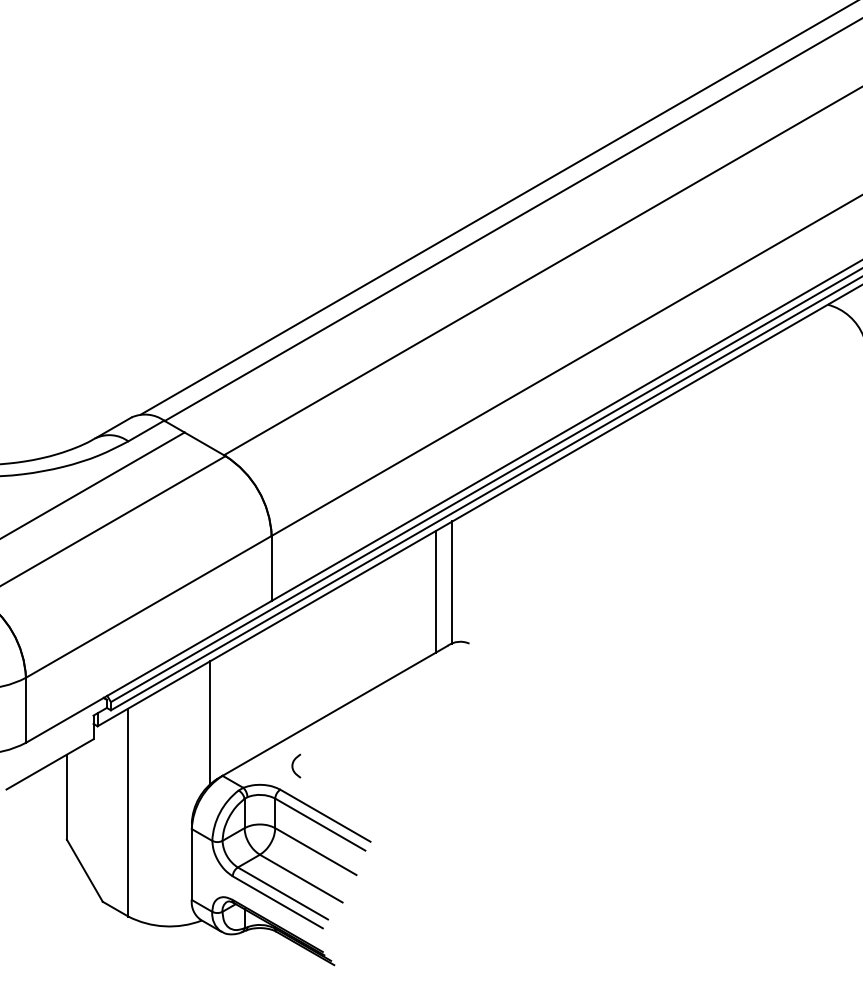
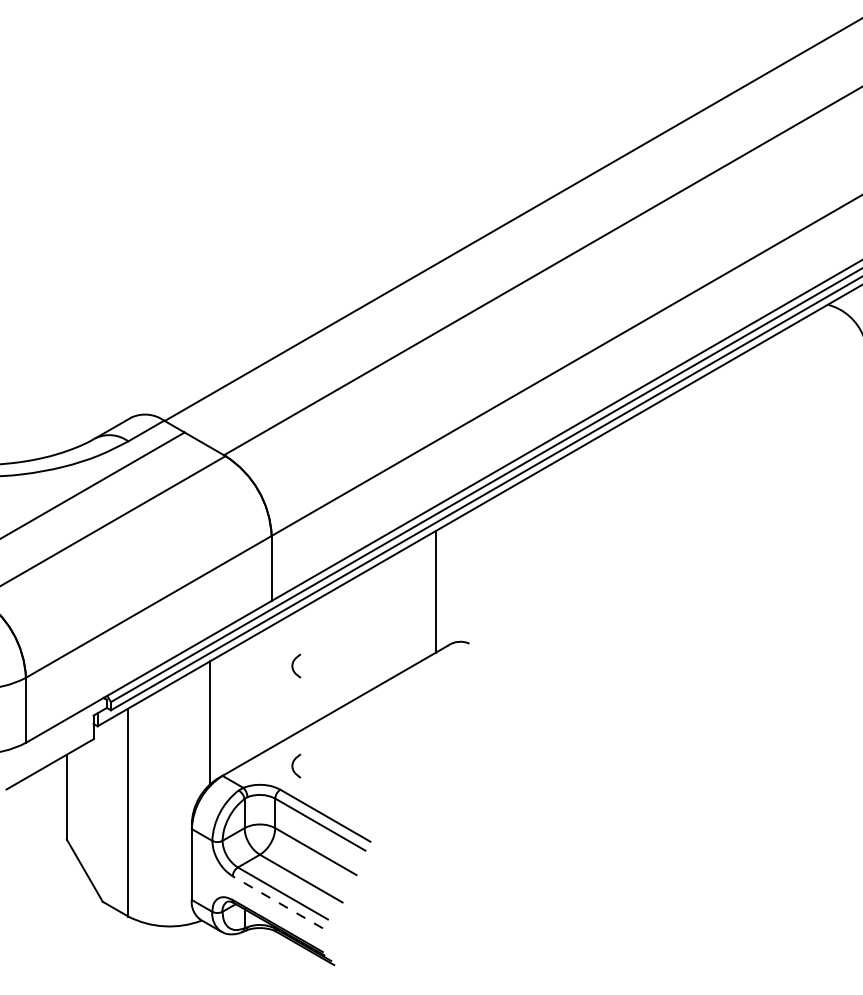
line: present -> none (497, 208)
line: present -> none (452, 582)
curve: none -> present (293, 665)
line: solid -> dashed (277, 902)
